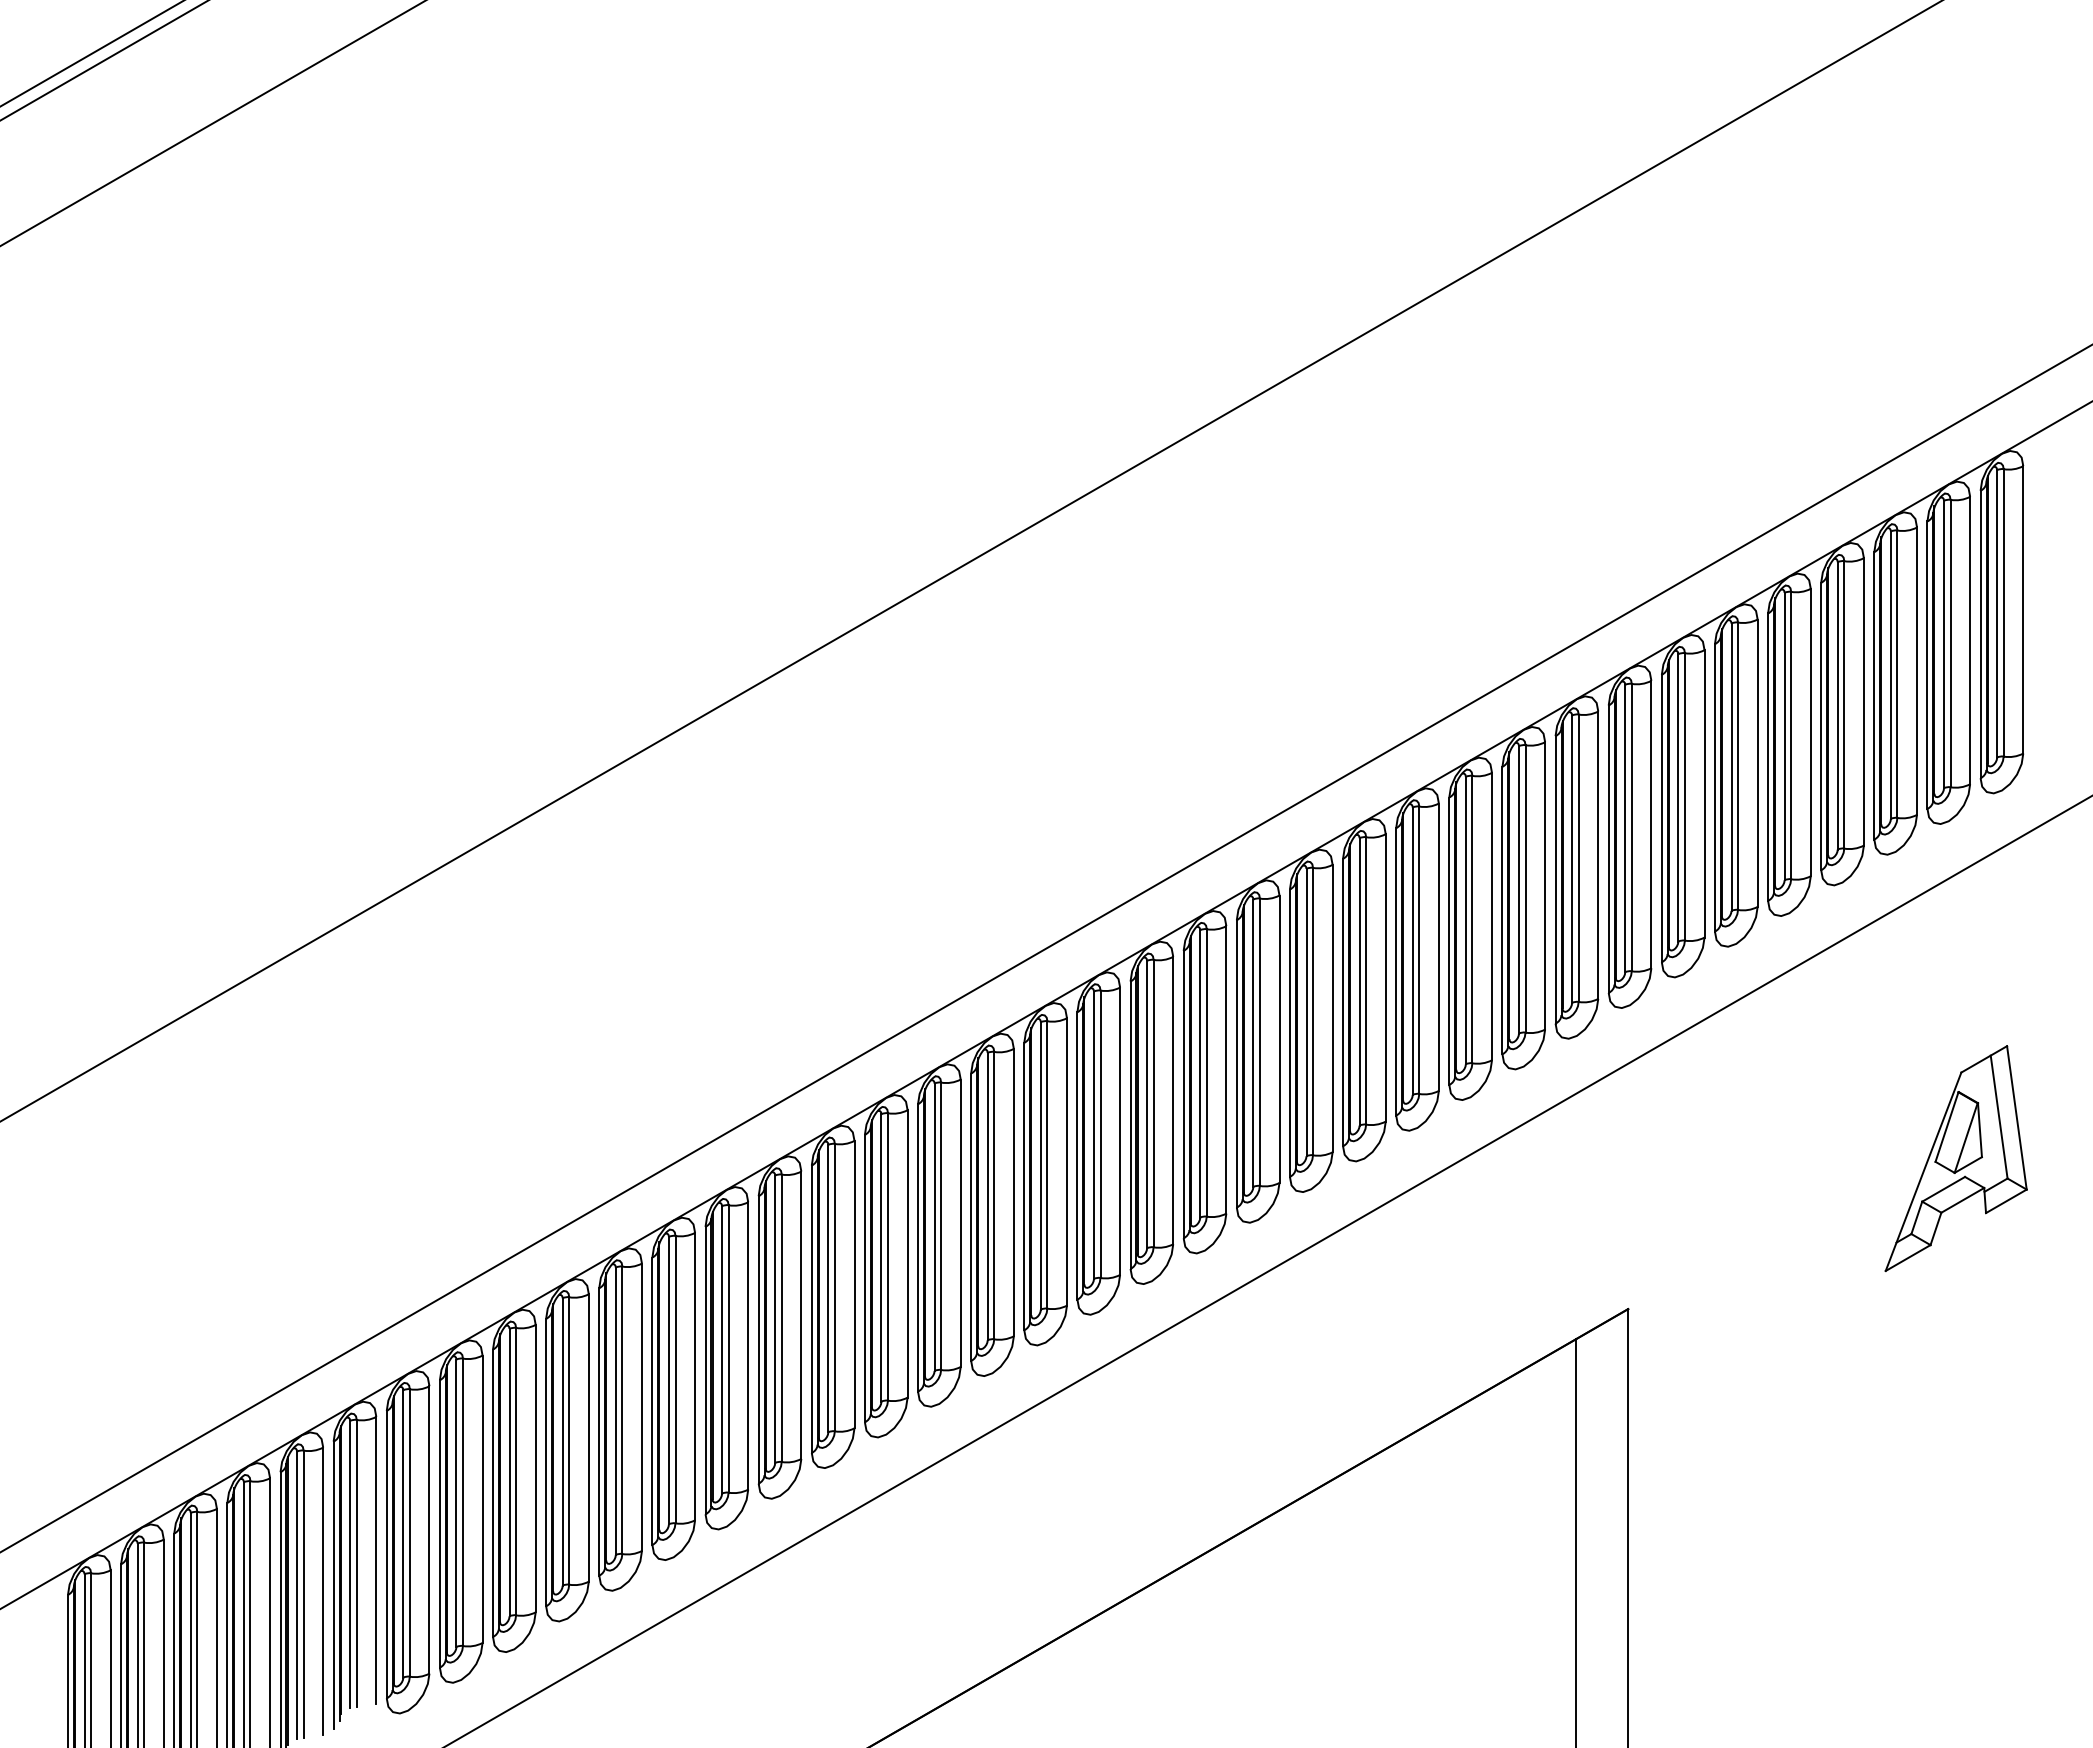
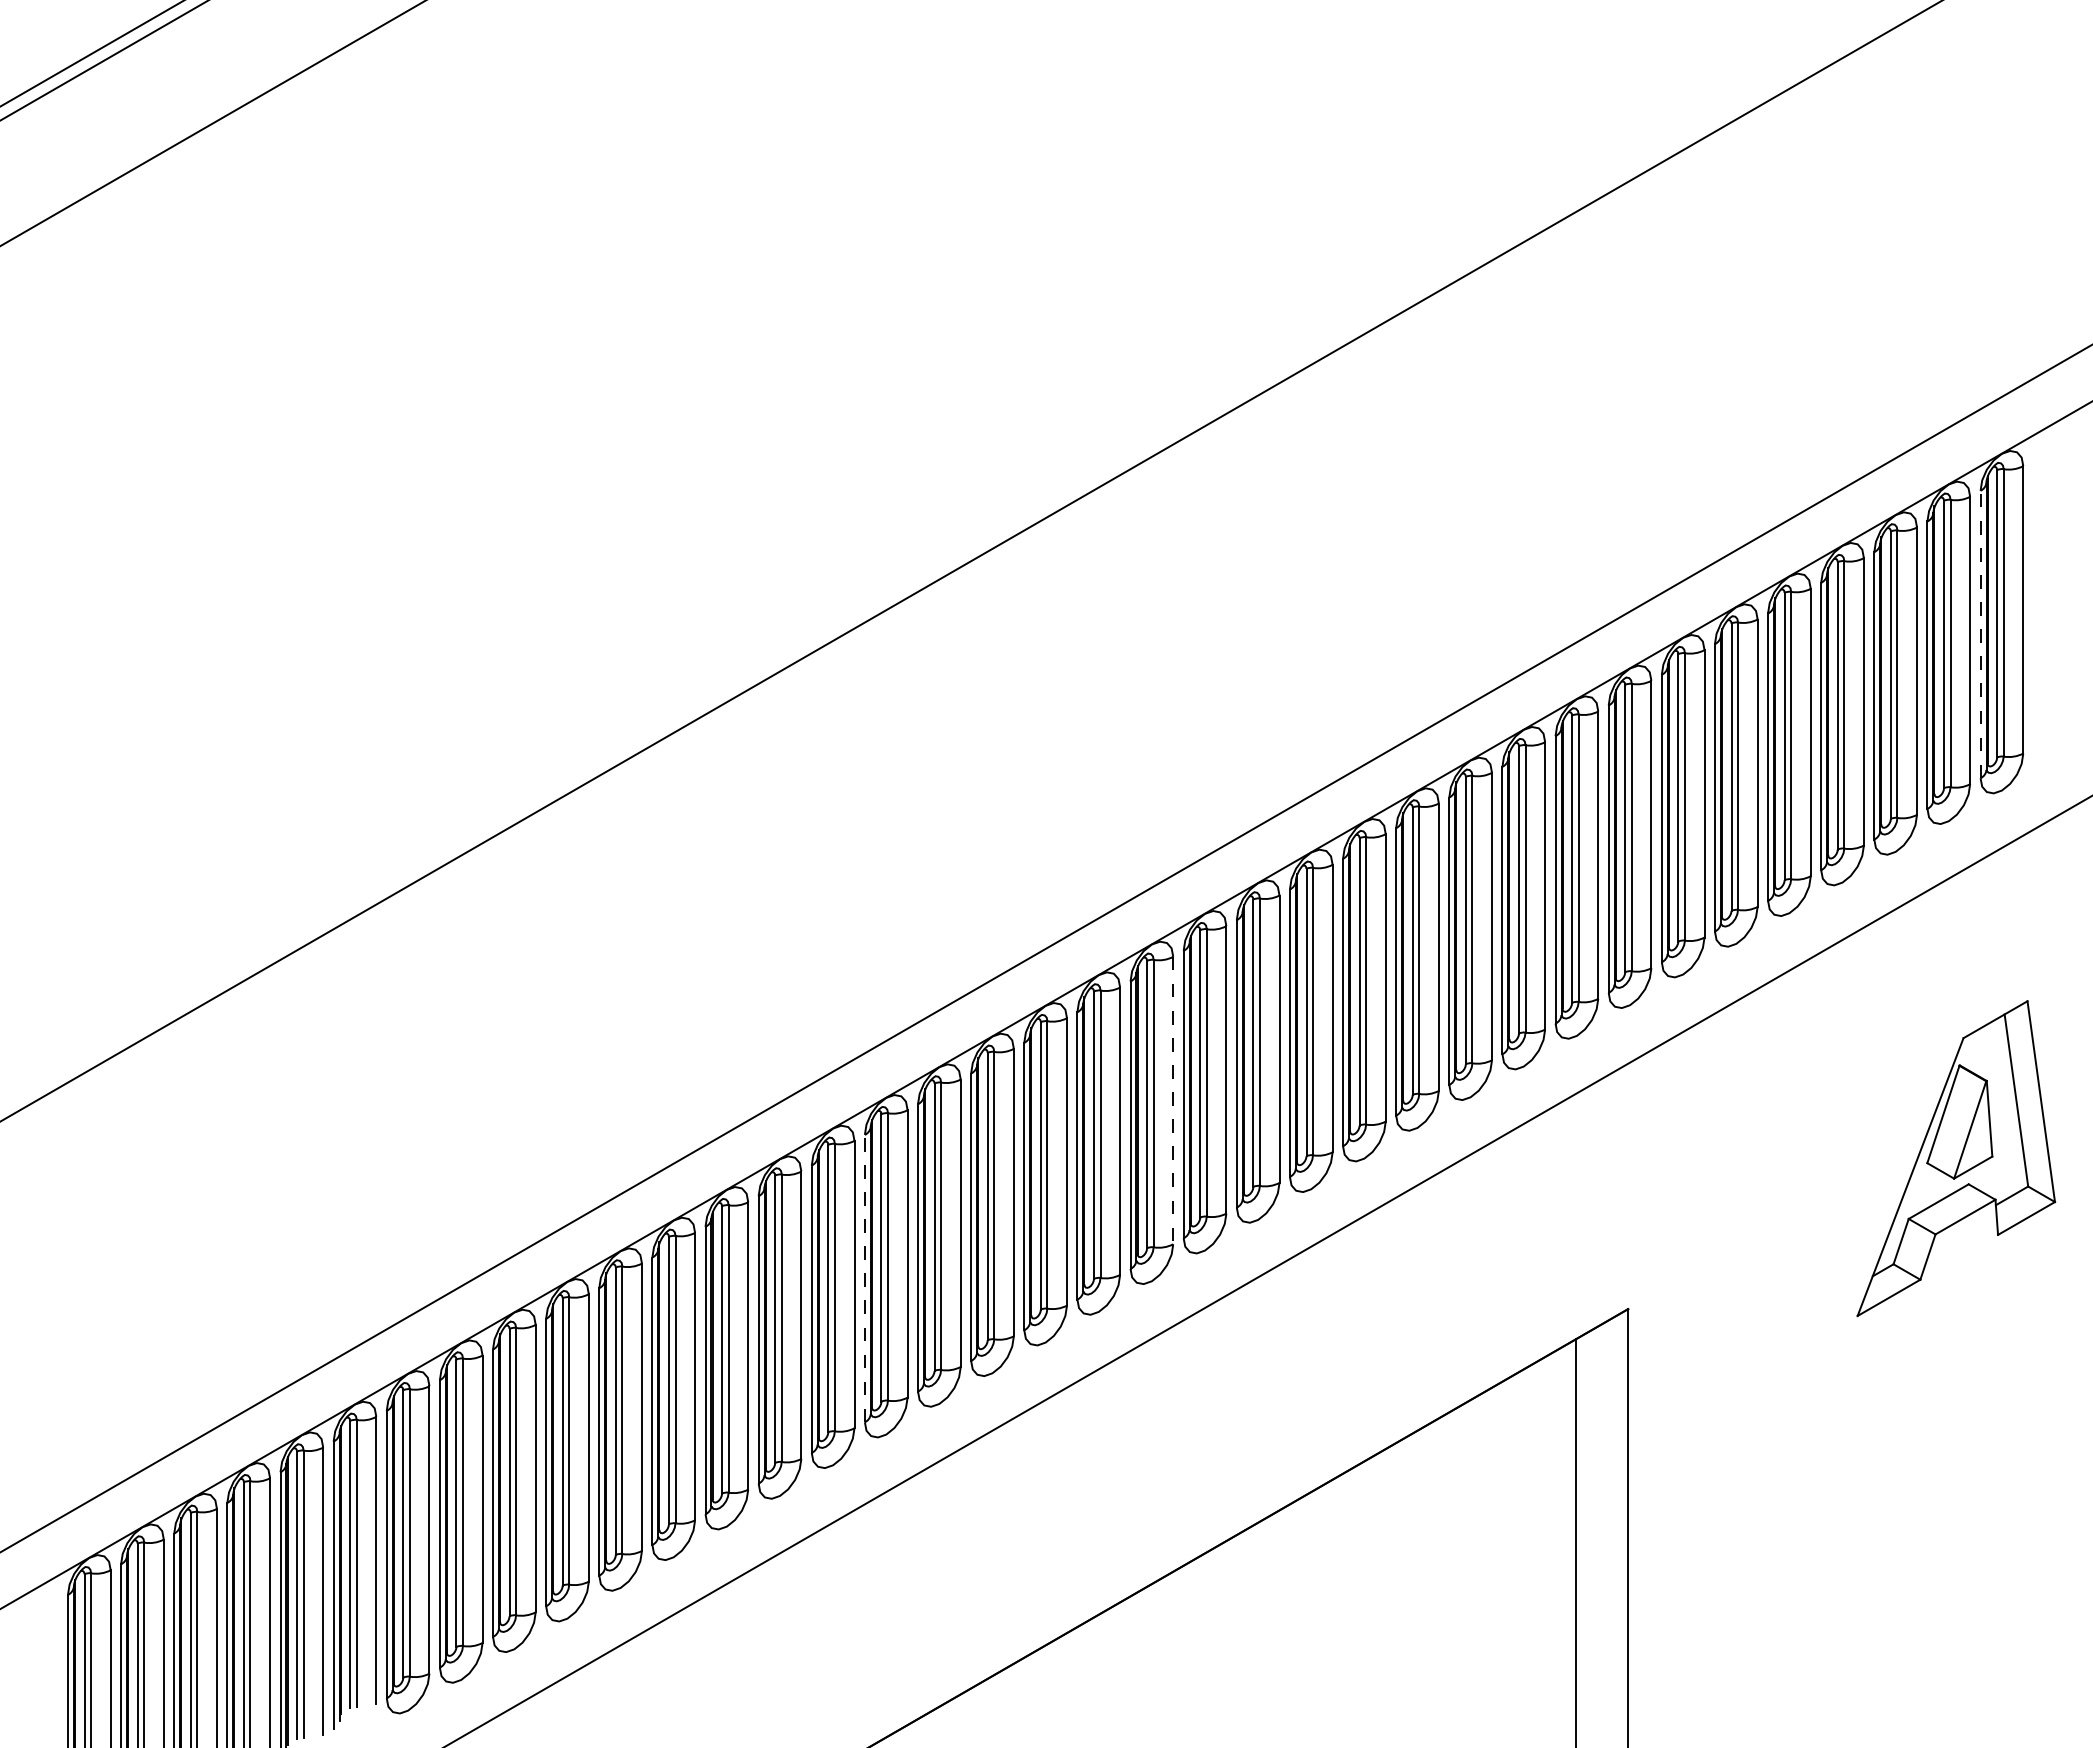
line: solid -> dashed (1980, 634)
line: solid -> dashed (1173, 1100)
part size: 144x227 px -> 201x318 px (1956, 1158)
line: solid -> dashed (864, 1278)
